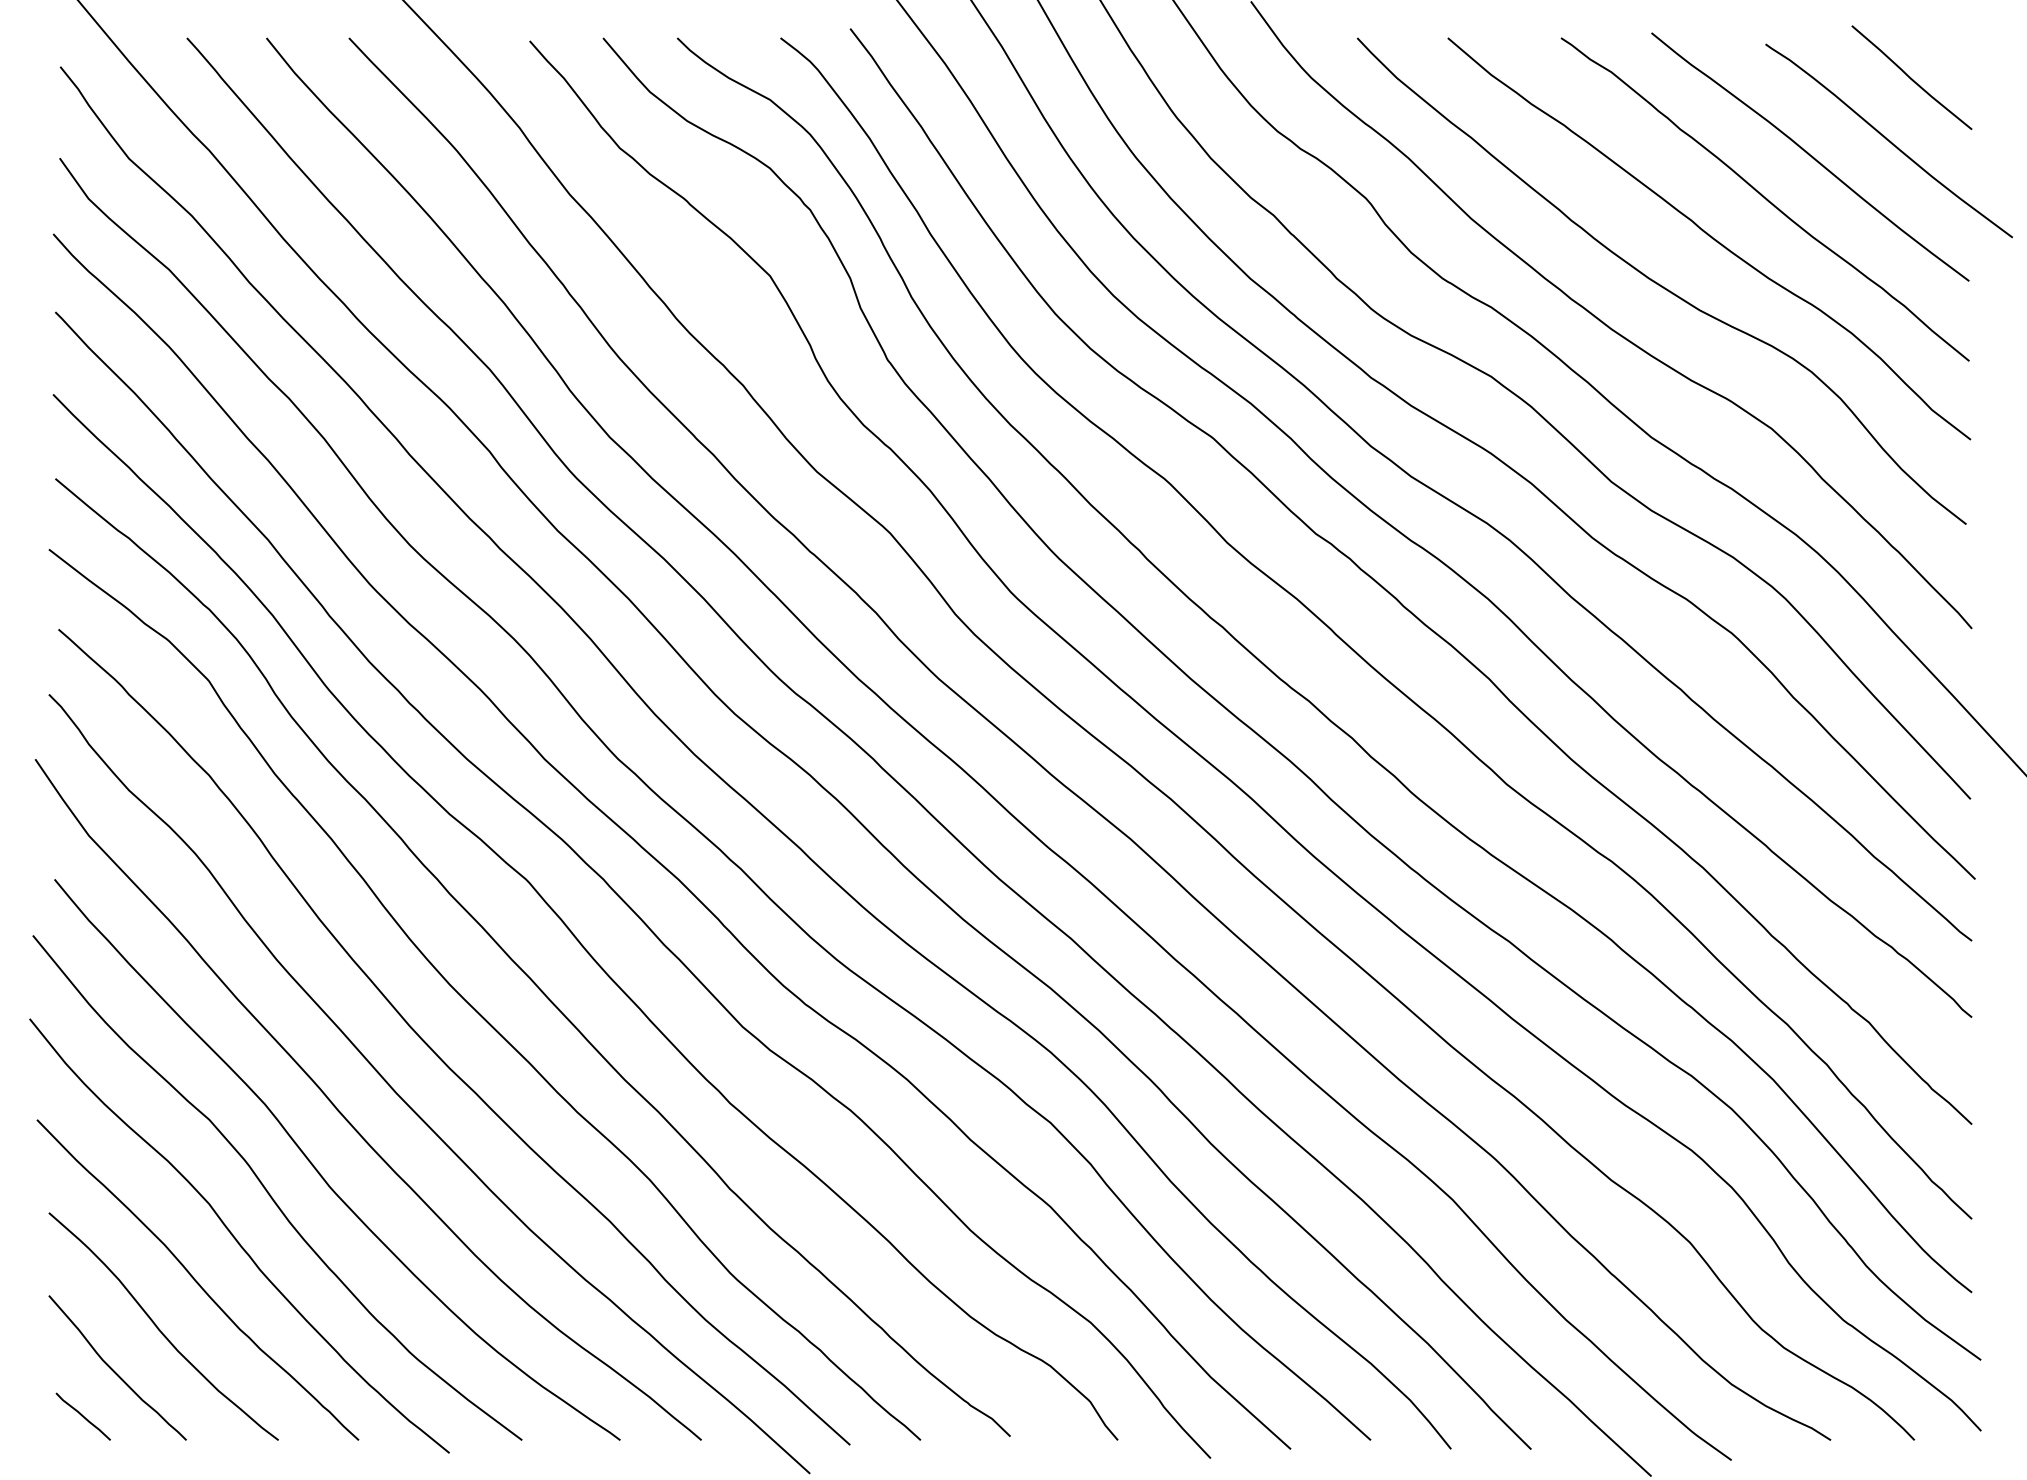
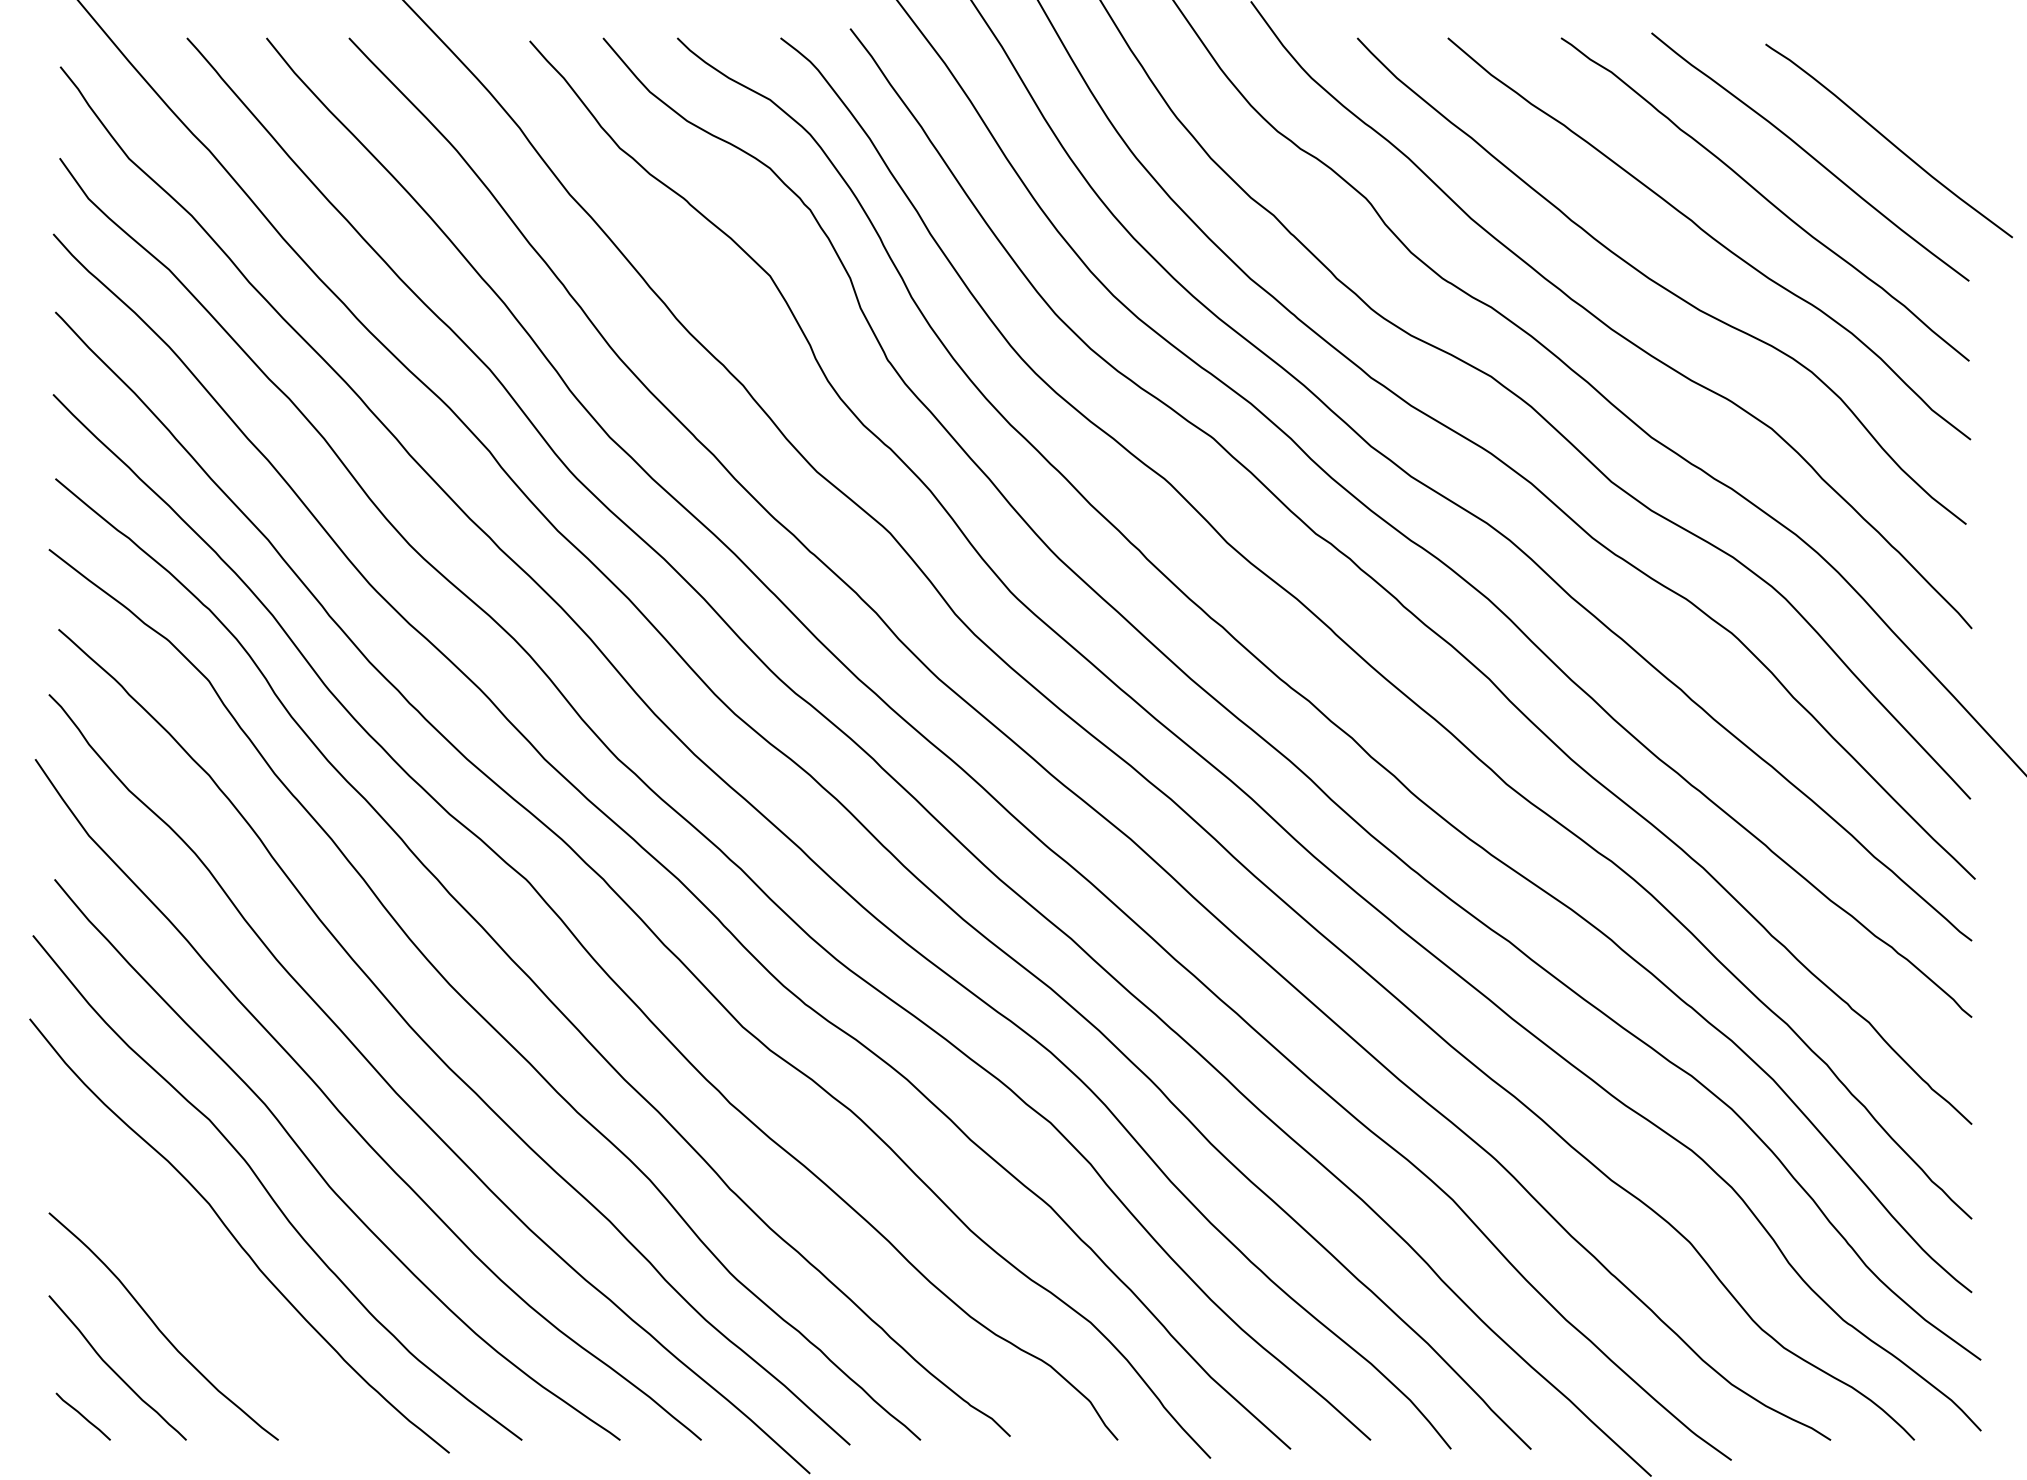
curve: present -> none (1911, 77)
curve: present -> none (196, 1280)
